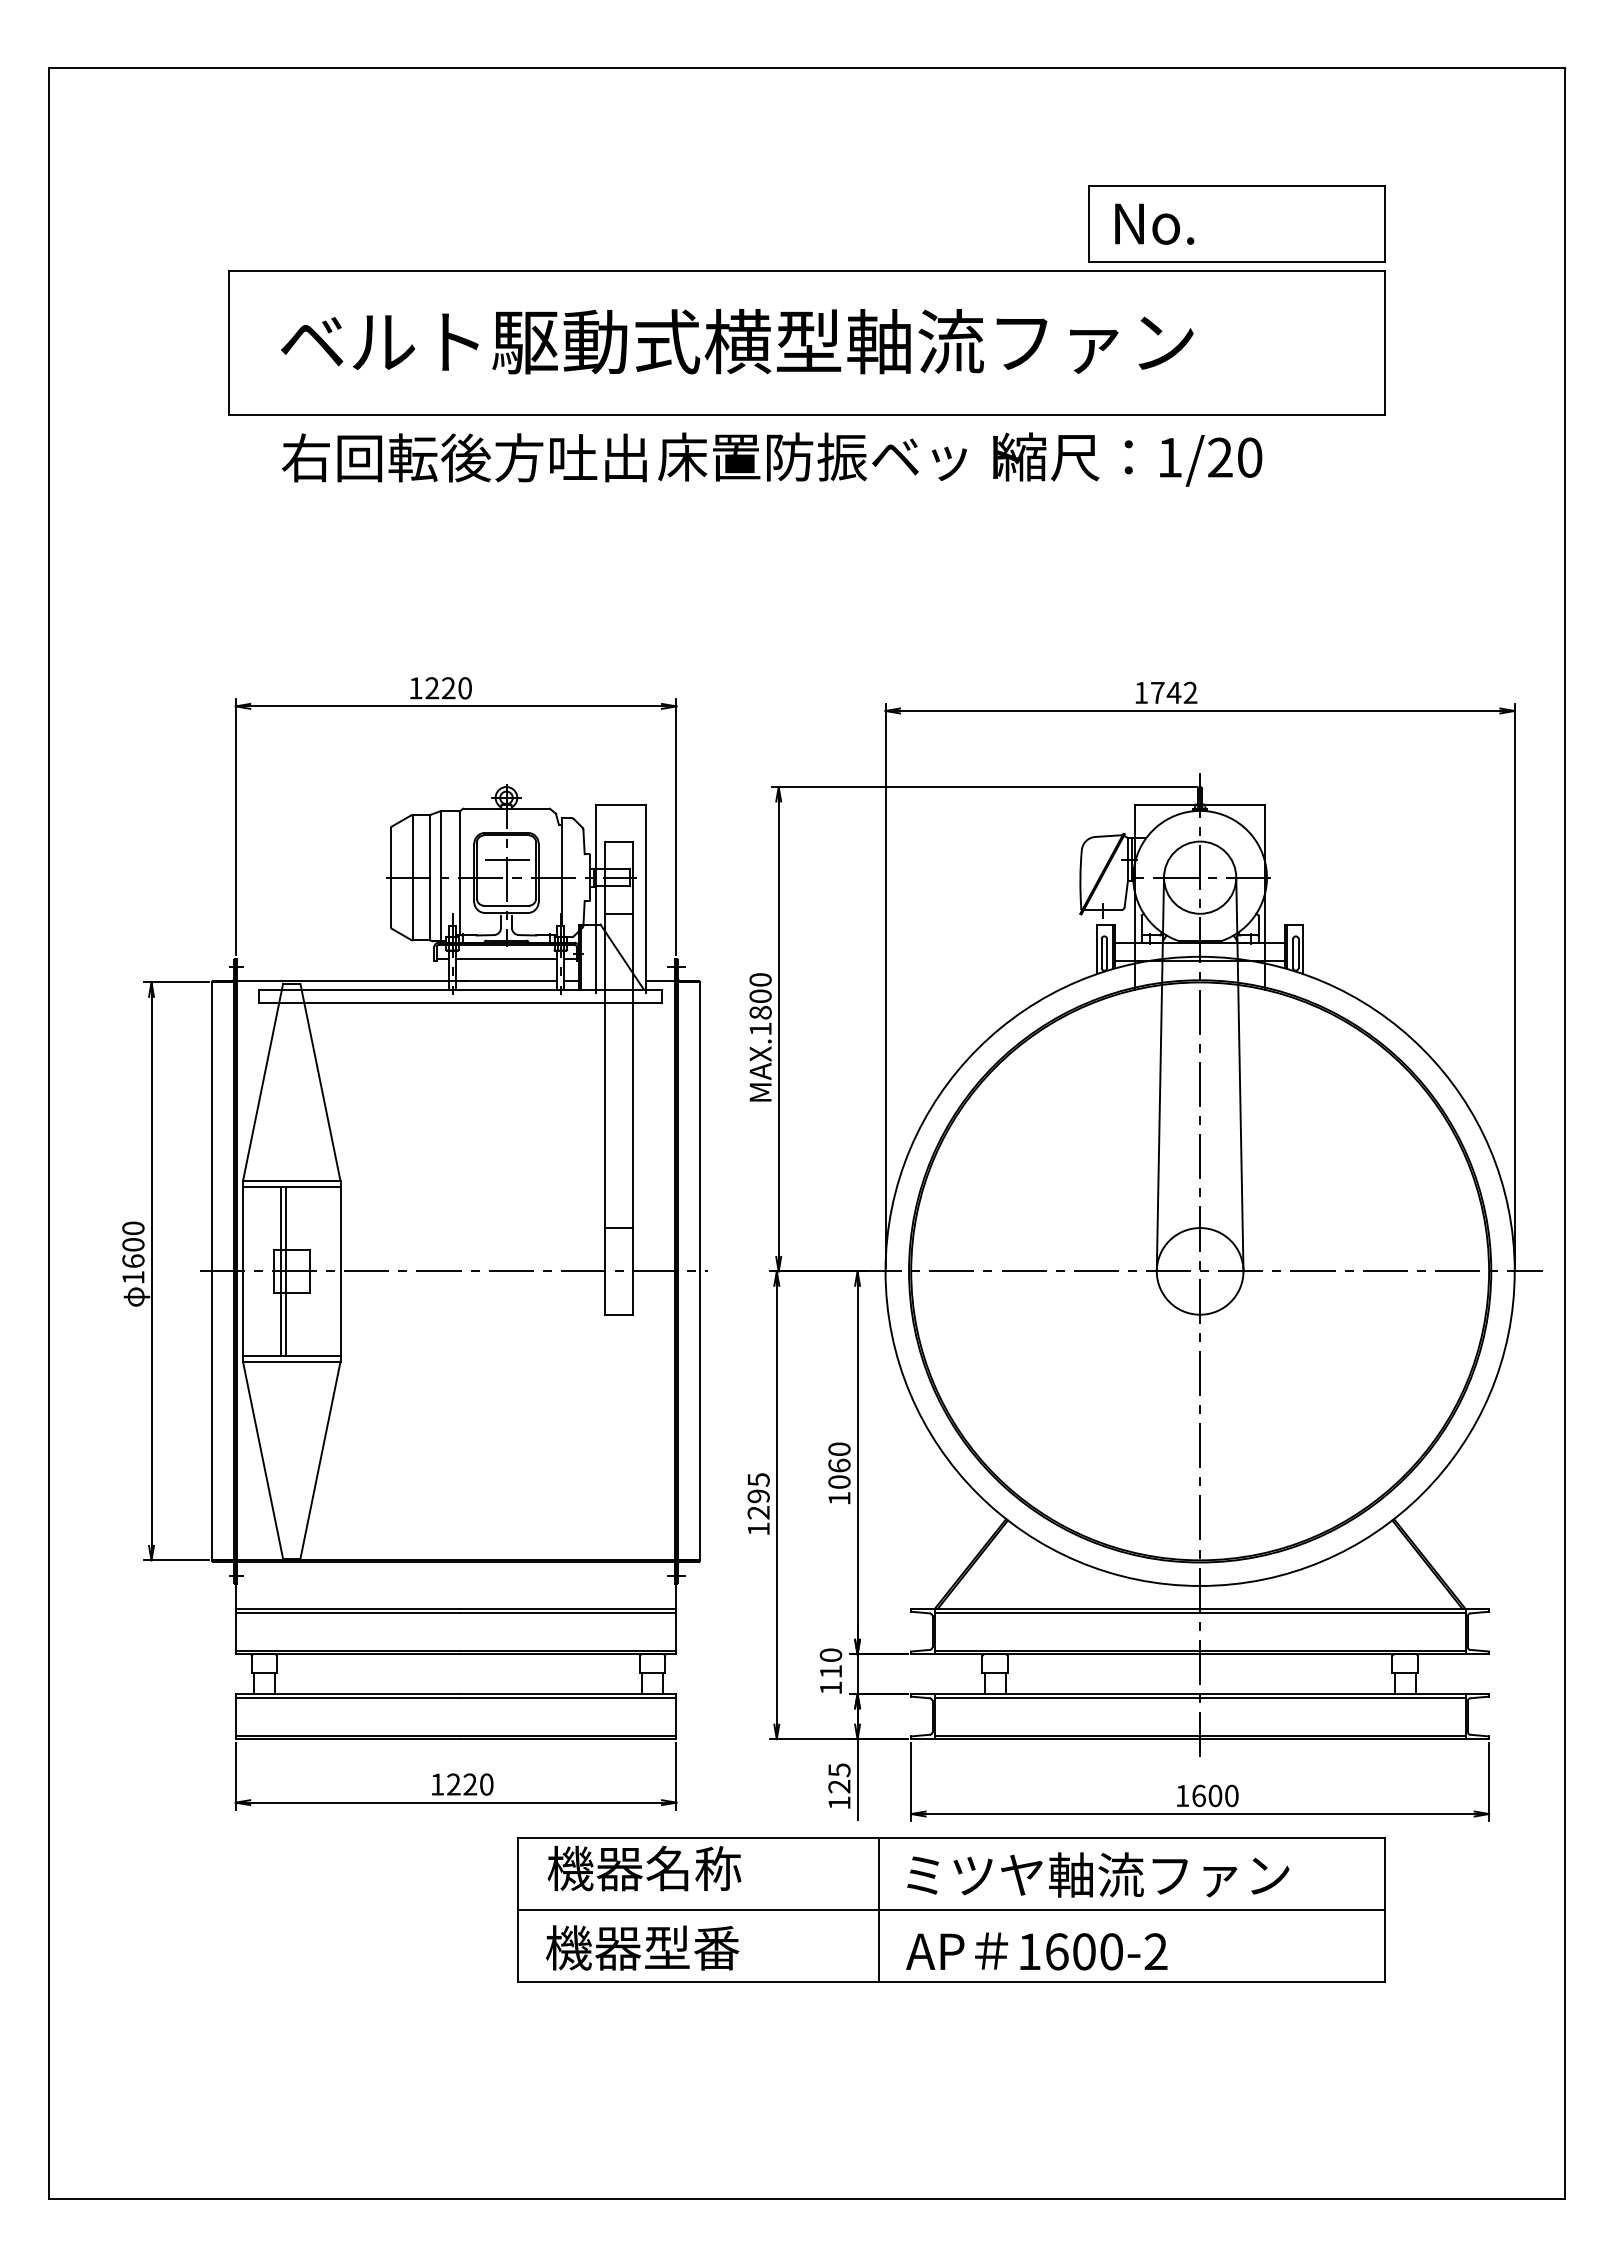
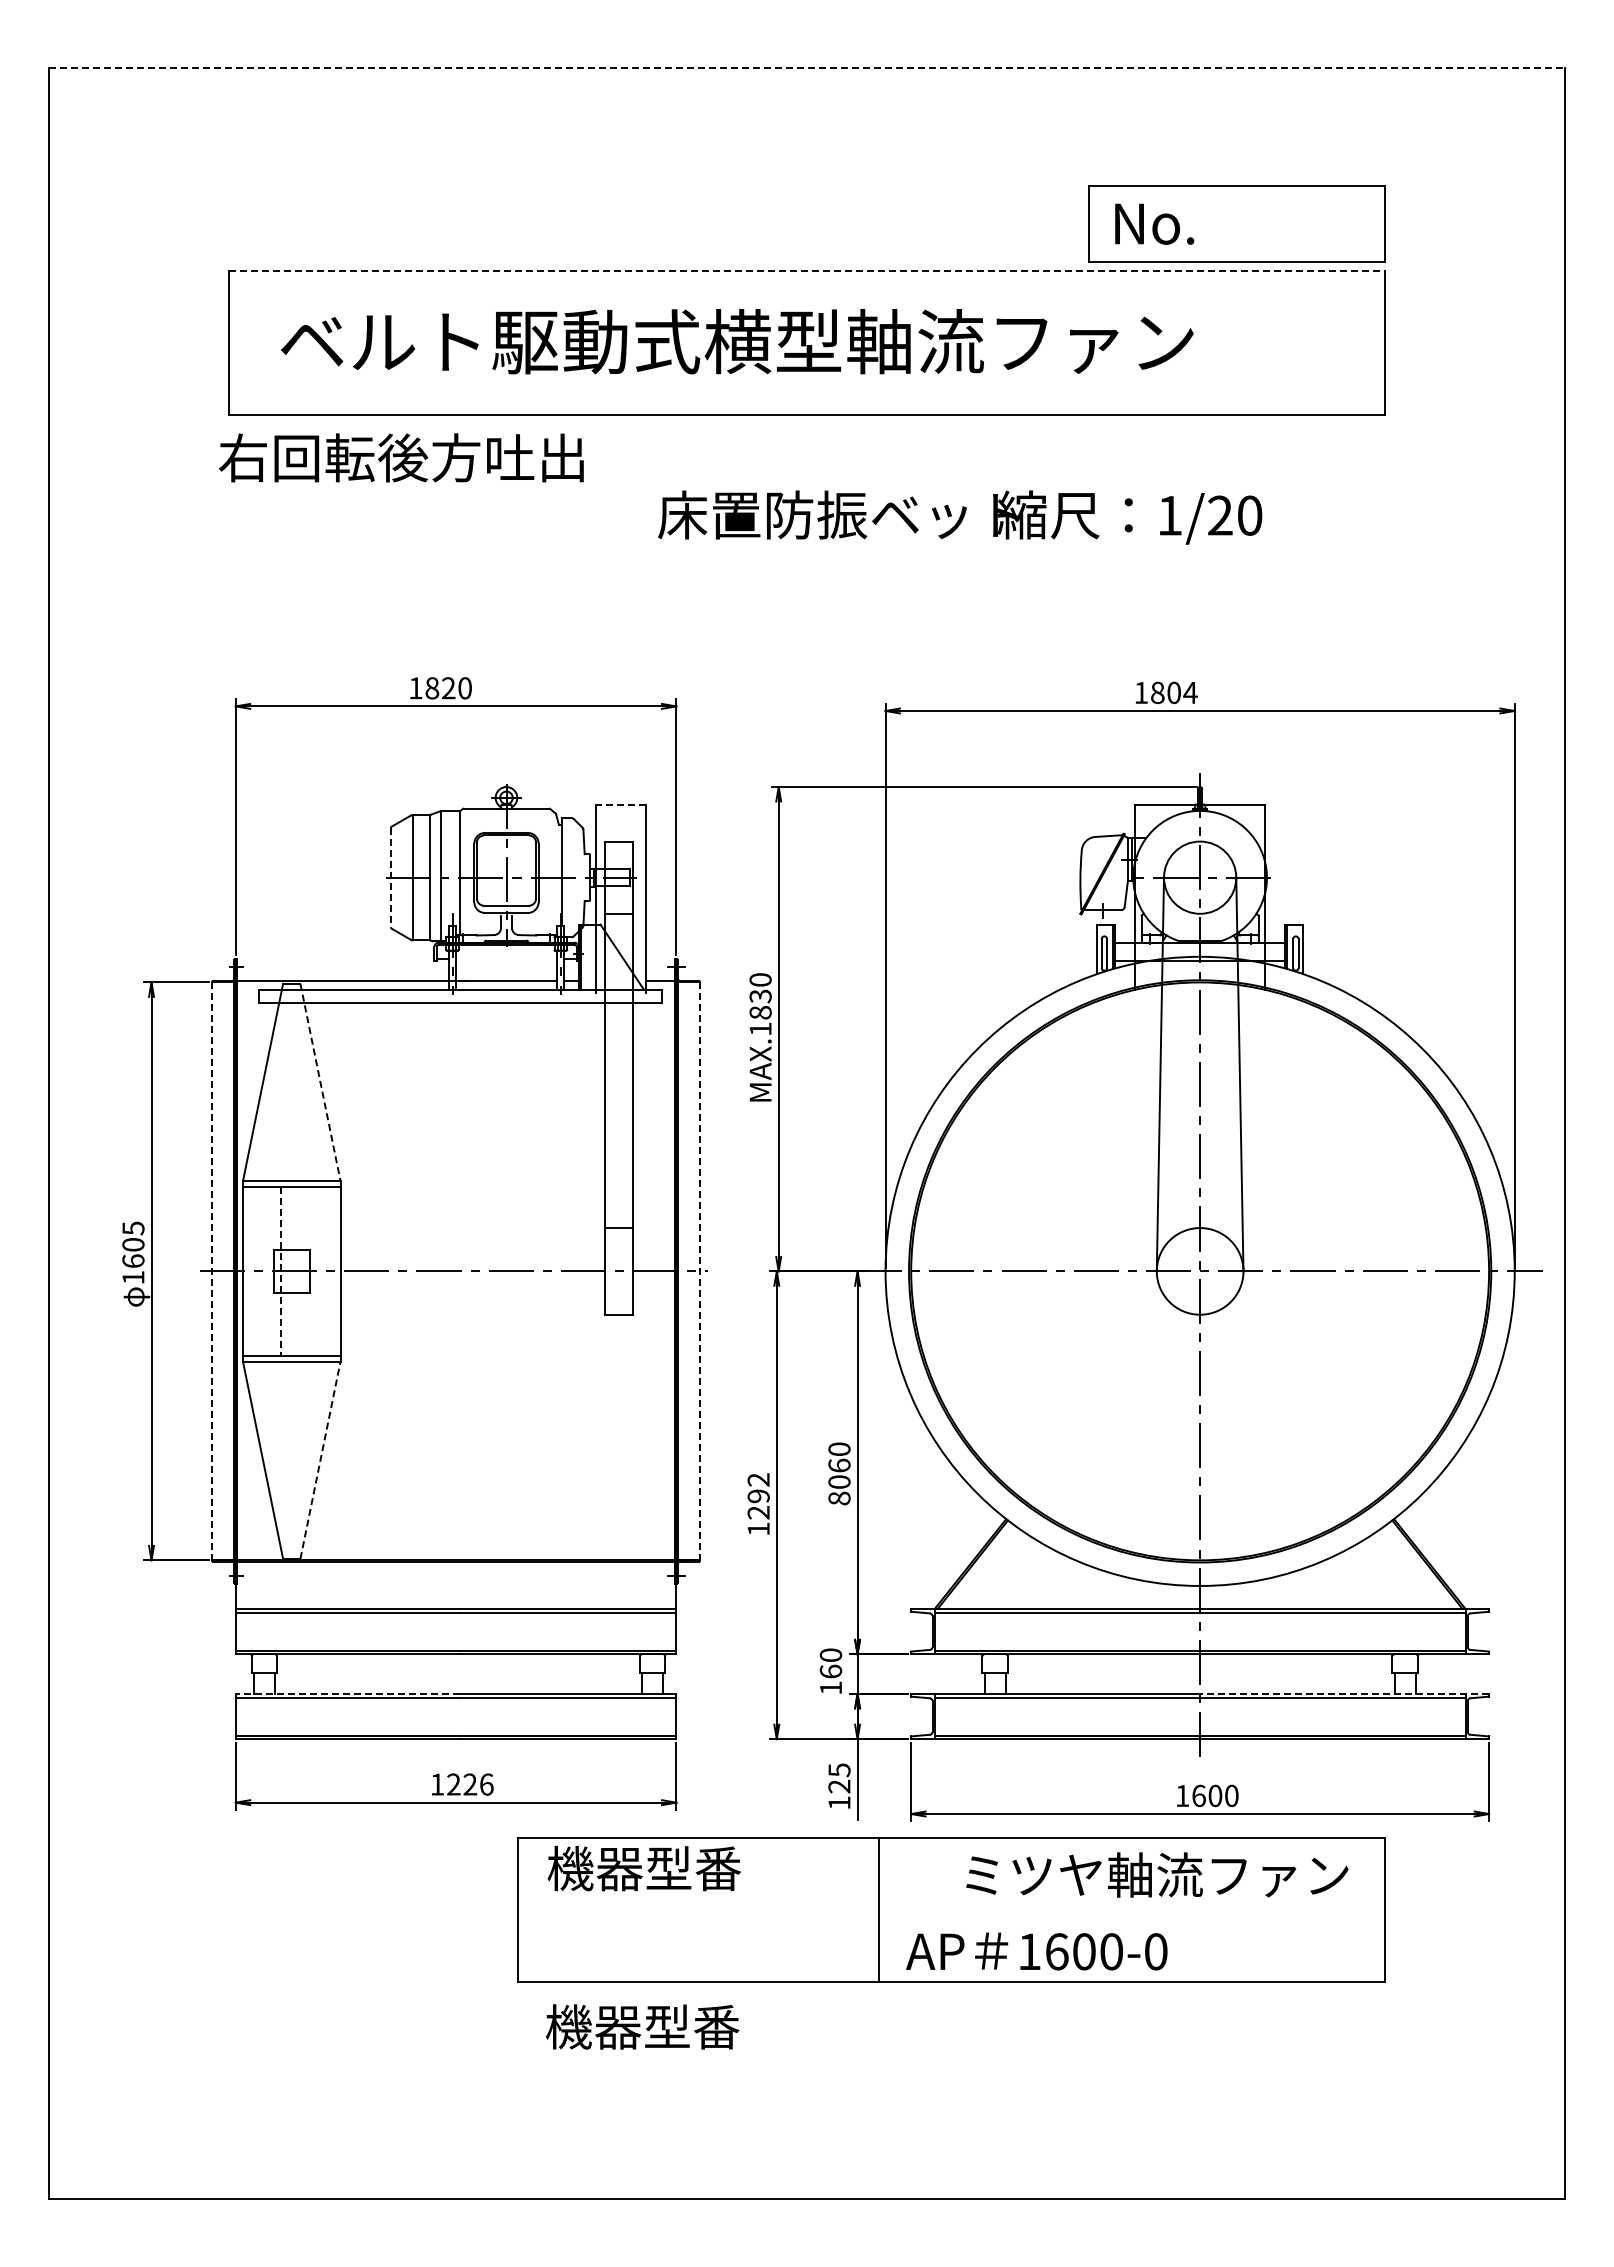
line: solid -> dashed (807, 68)
line: solid -> dashed (807, 270)
text position: (464, 457) -> (401, 457) (401, 457)
text position: (960, 459) -> (960, 517) (960, 517)
text: 1220 -> 1820 (432, 688)
text: 1742 -> 1804 (1174, 692)
line: solid -> dashed (620, 805)
line: present -> none (506, 859)
line: solid -> dashed (390, 877)
line: present -> none (506, 958)
text: MAX.1800 -> MAX.1830 (760, 996)
line: solid -> dashed (320, 1082)
text: 1600 -> 1605 (133, 1228)
line: solid -> dashed (212, 1271)
line: solid -> dashed (280, 1271)
line: present -> none (286, 1271)
line: solid -> dashed (699, 1271)
line: solid -> dashed (320, 1460)
text: 1295 -> 1292 (758, 1479)
text: 1060 -> 8060 (839, 1498)
text: 110 -> 160 (830, 1671)
line: solid -> dashed (347, 1693)
line: solid -> dashed (1344, 1693)
text: 1220 -> 1226 (486, 1784)
text: 機器名称 -> 機器型番 (693, 1868)
text position: (1098, 1874) -> (1157, 1874) (1157, 1874)
line: present -> none (951, 1910)
text position: (642, 1947) -> (642, 2026) (642, 2026)
text: 1600-2 -> 1600-0 (1155, 1951)
